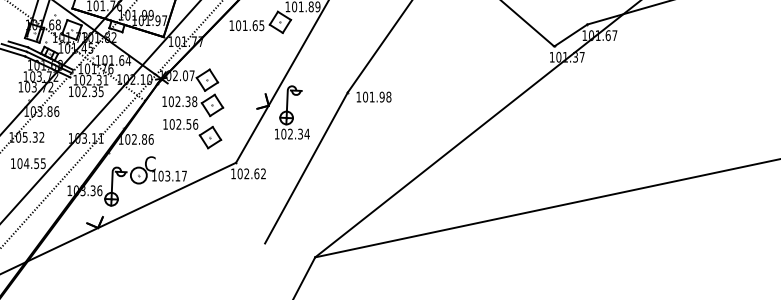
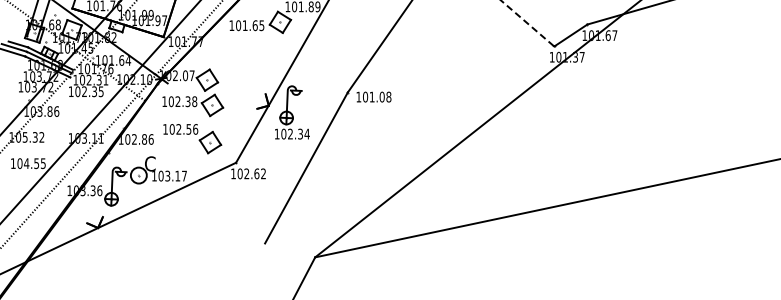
line: solid -> dashed (527, 23)
text: 101.98 -> 101.08 (381, 97)
part position: (192, 134) -> (192, 139) (192, 139)
